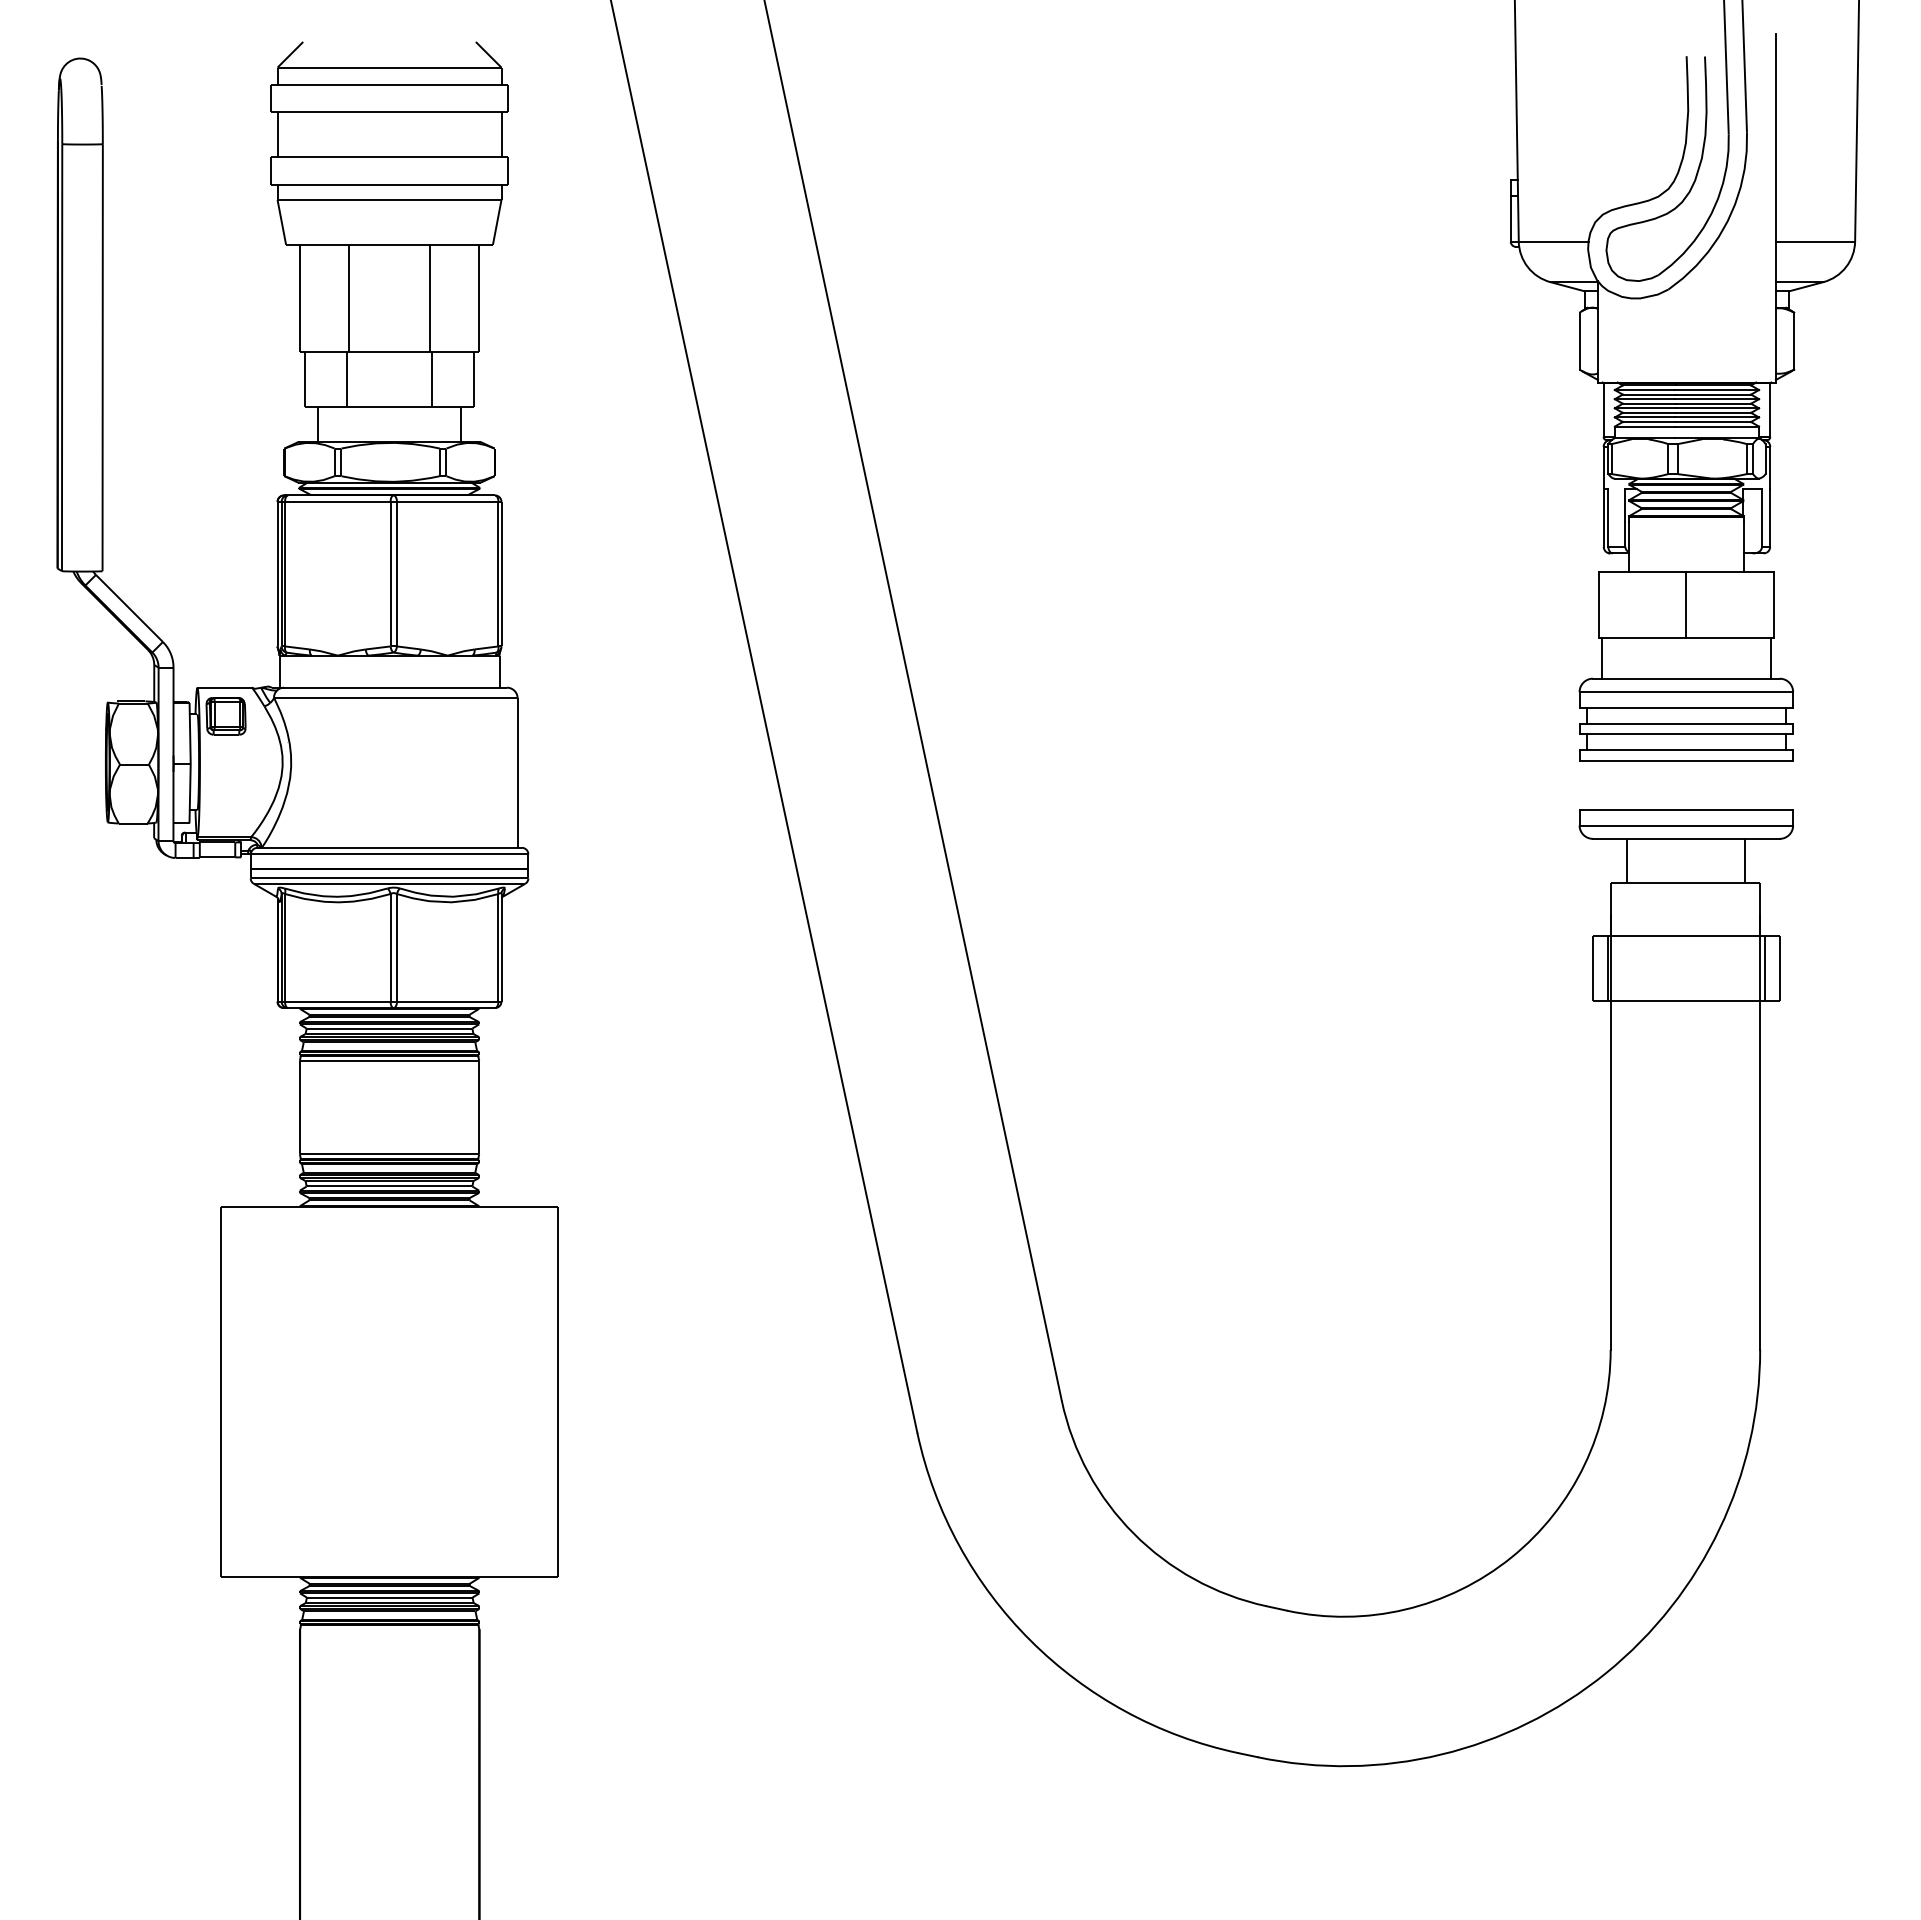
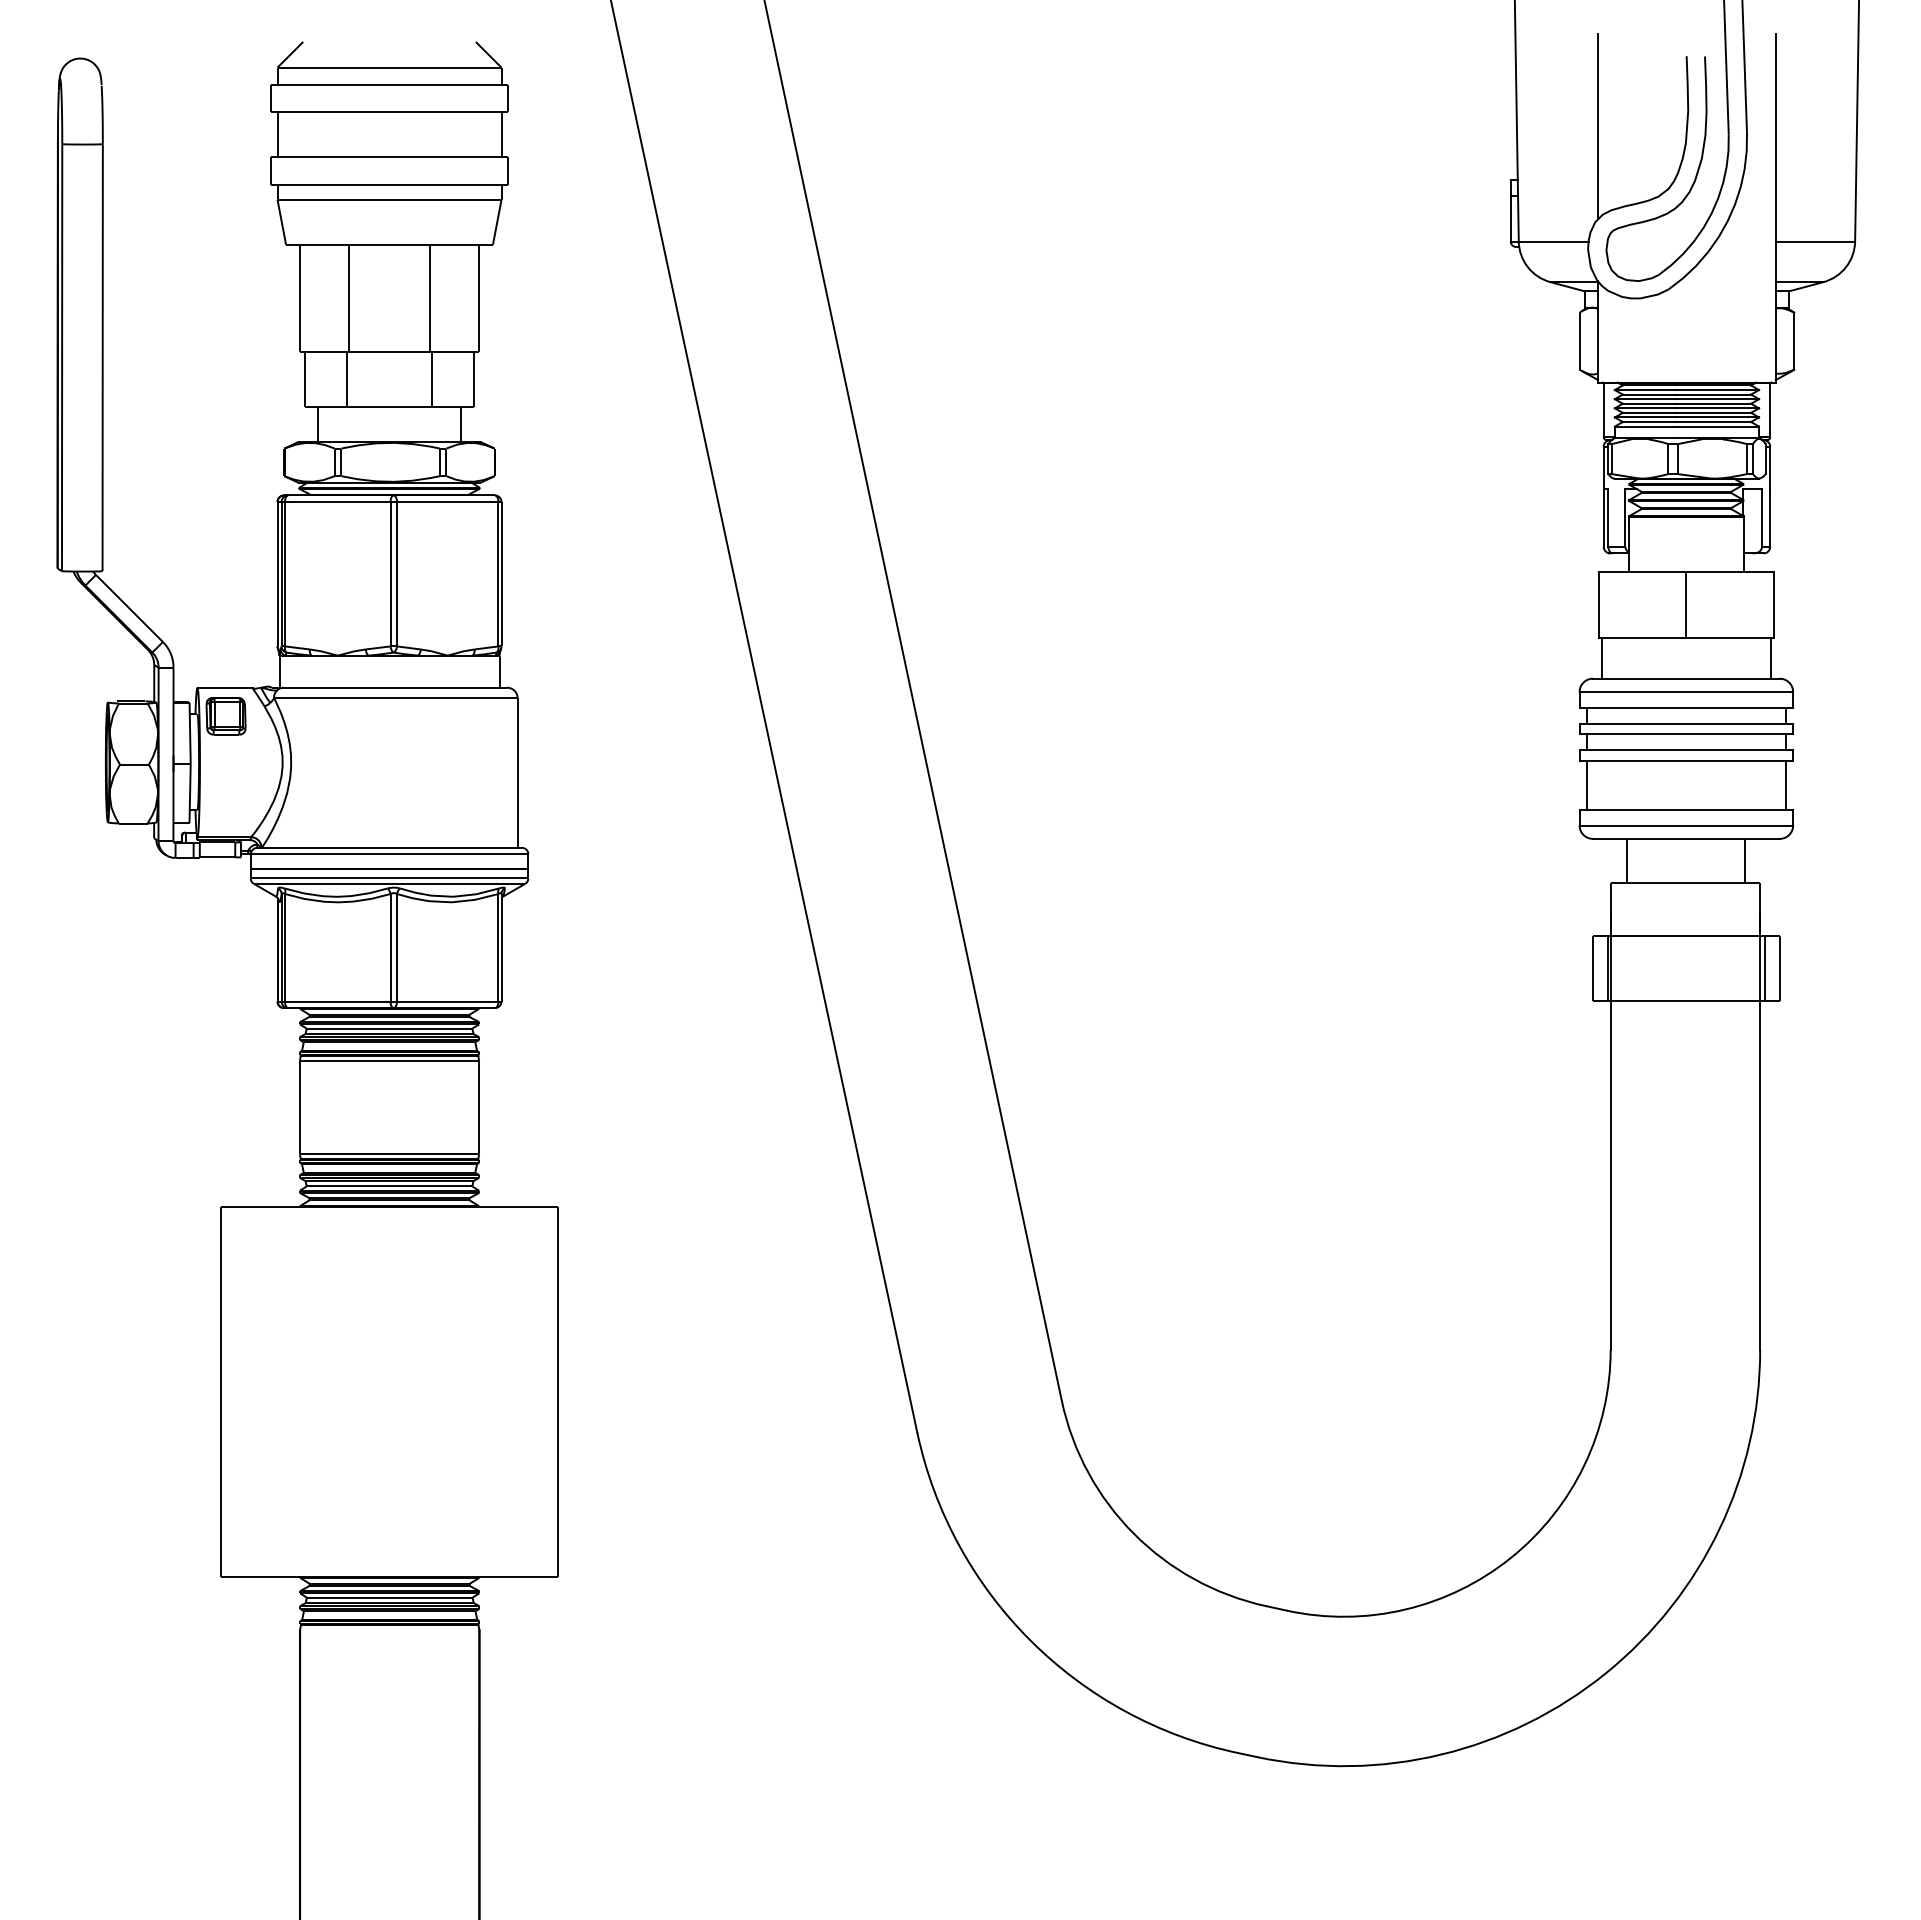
line: none -> present (1598, 126)
line: none -> present (1586, 785)
line: none -> present (1786, 785)
